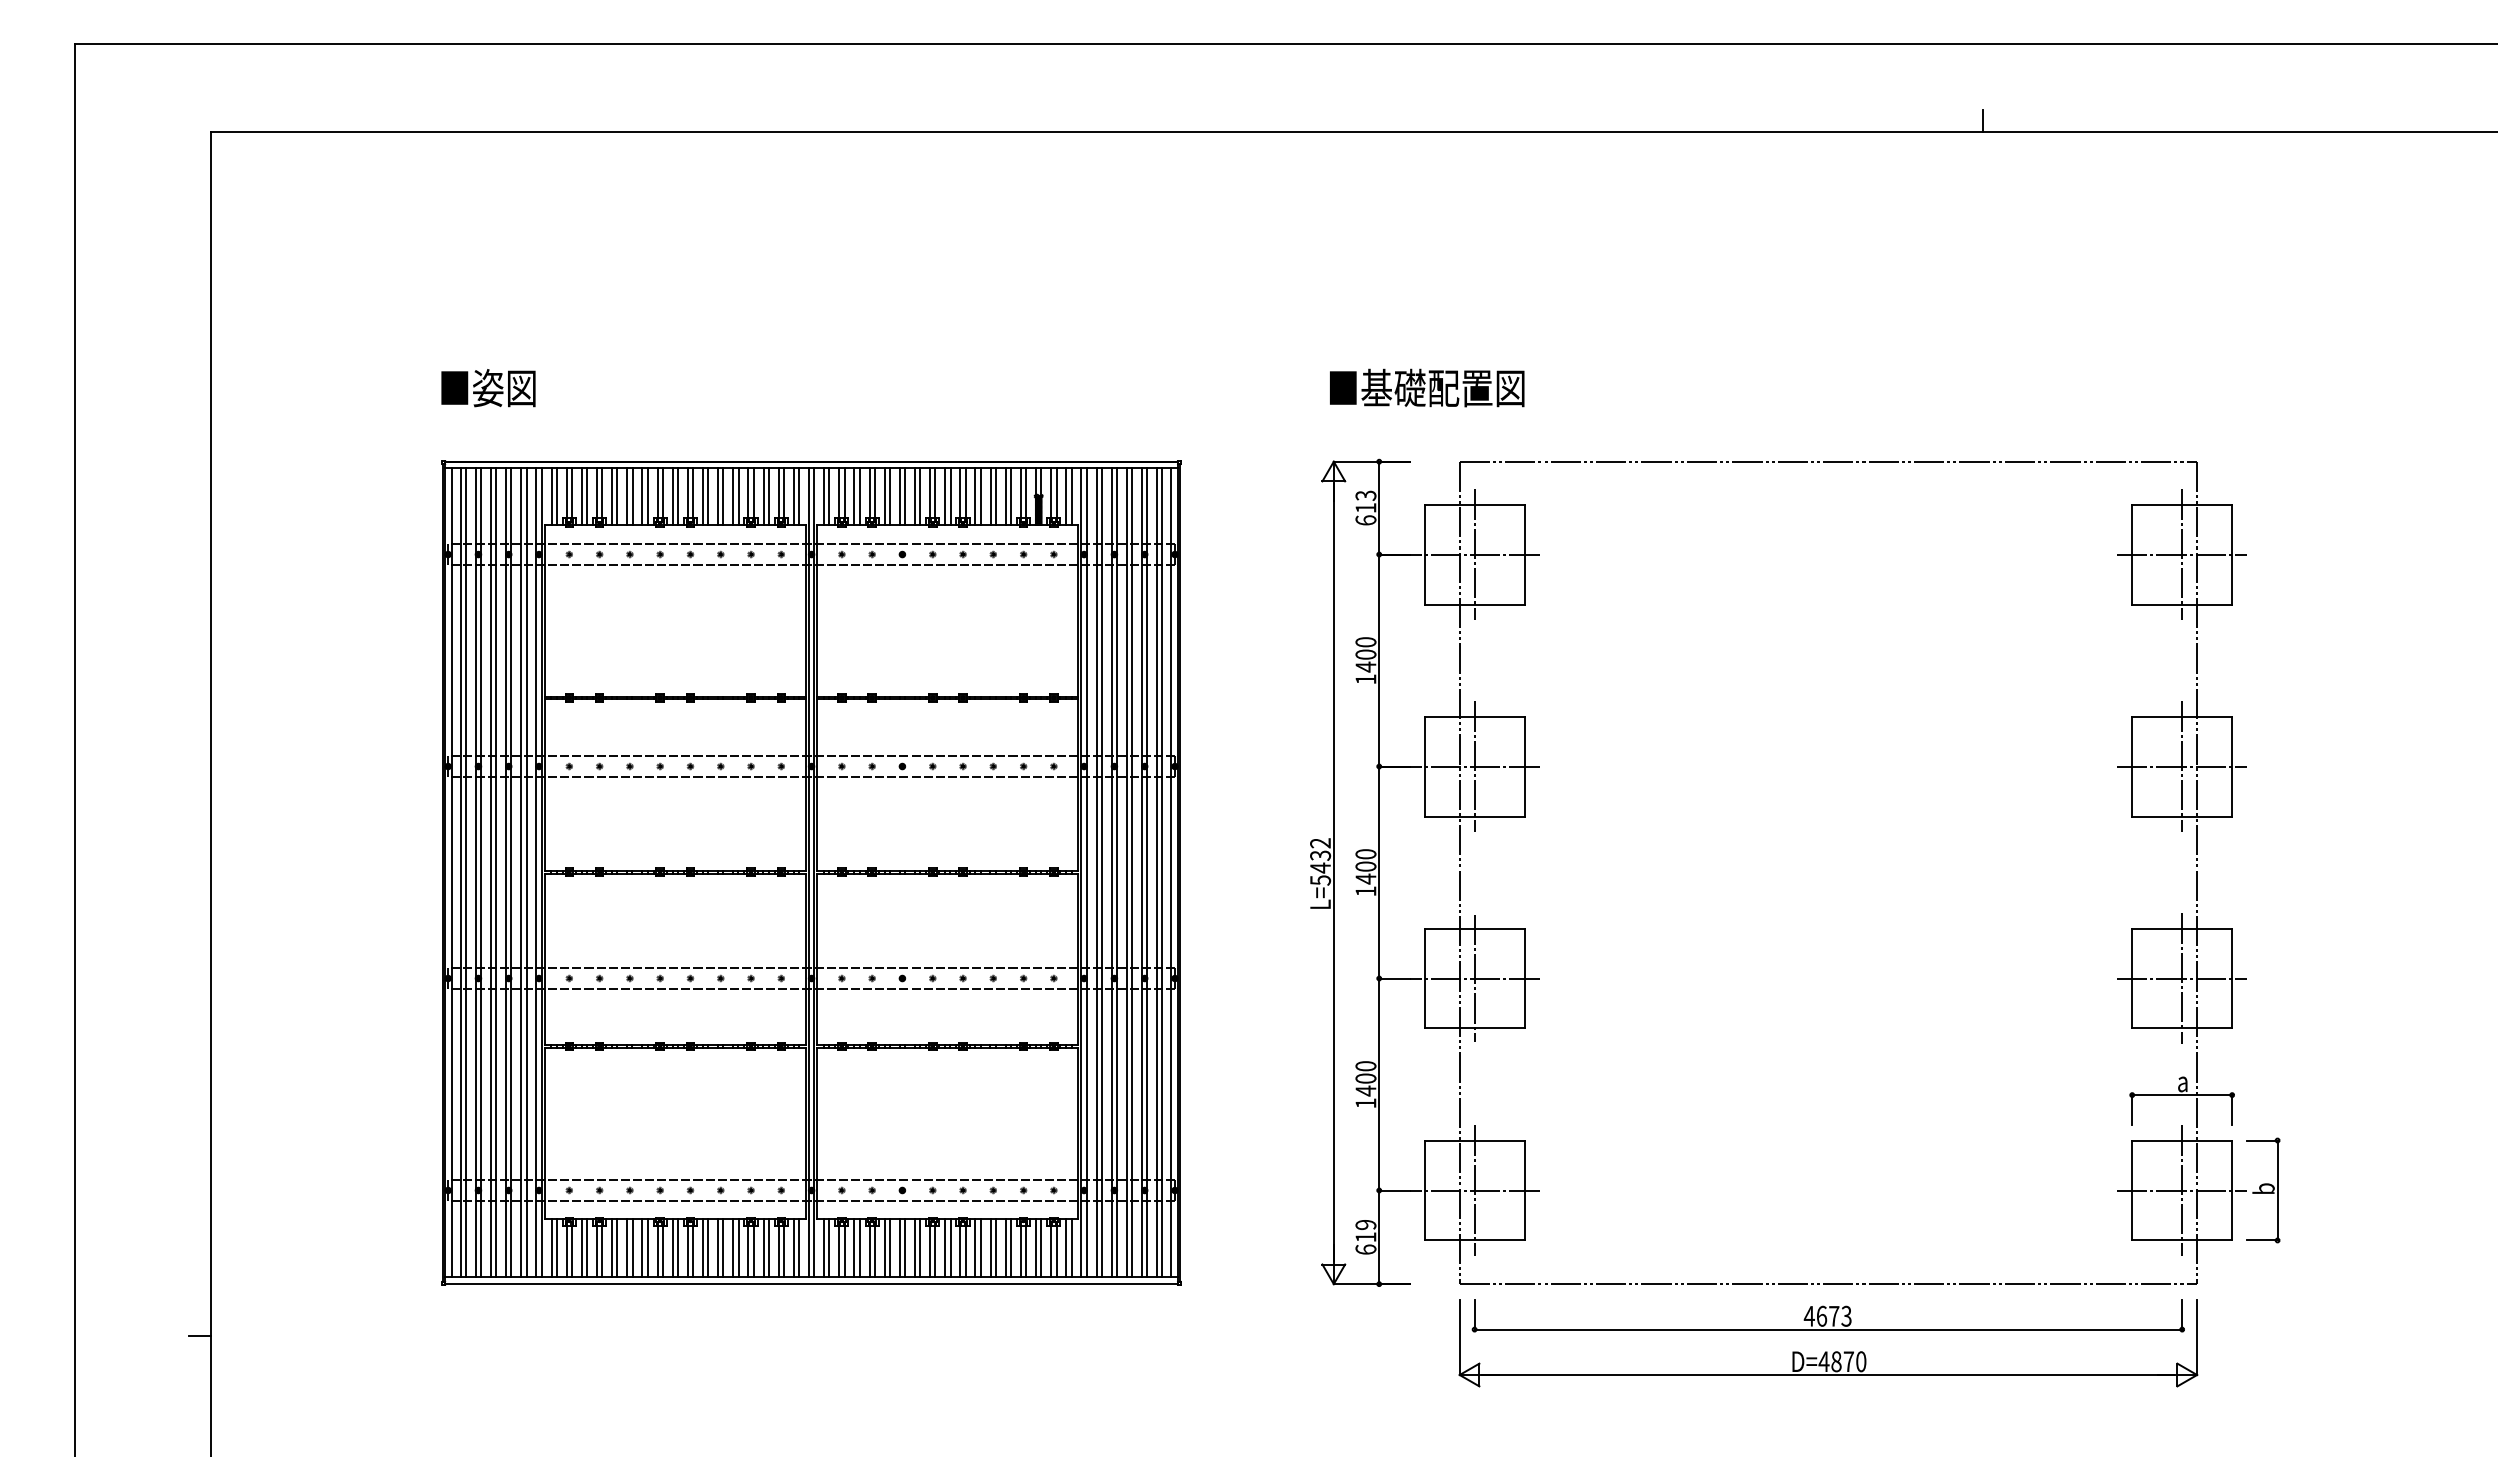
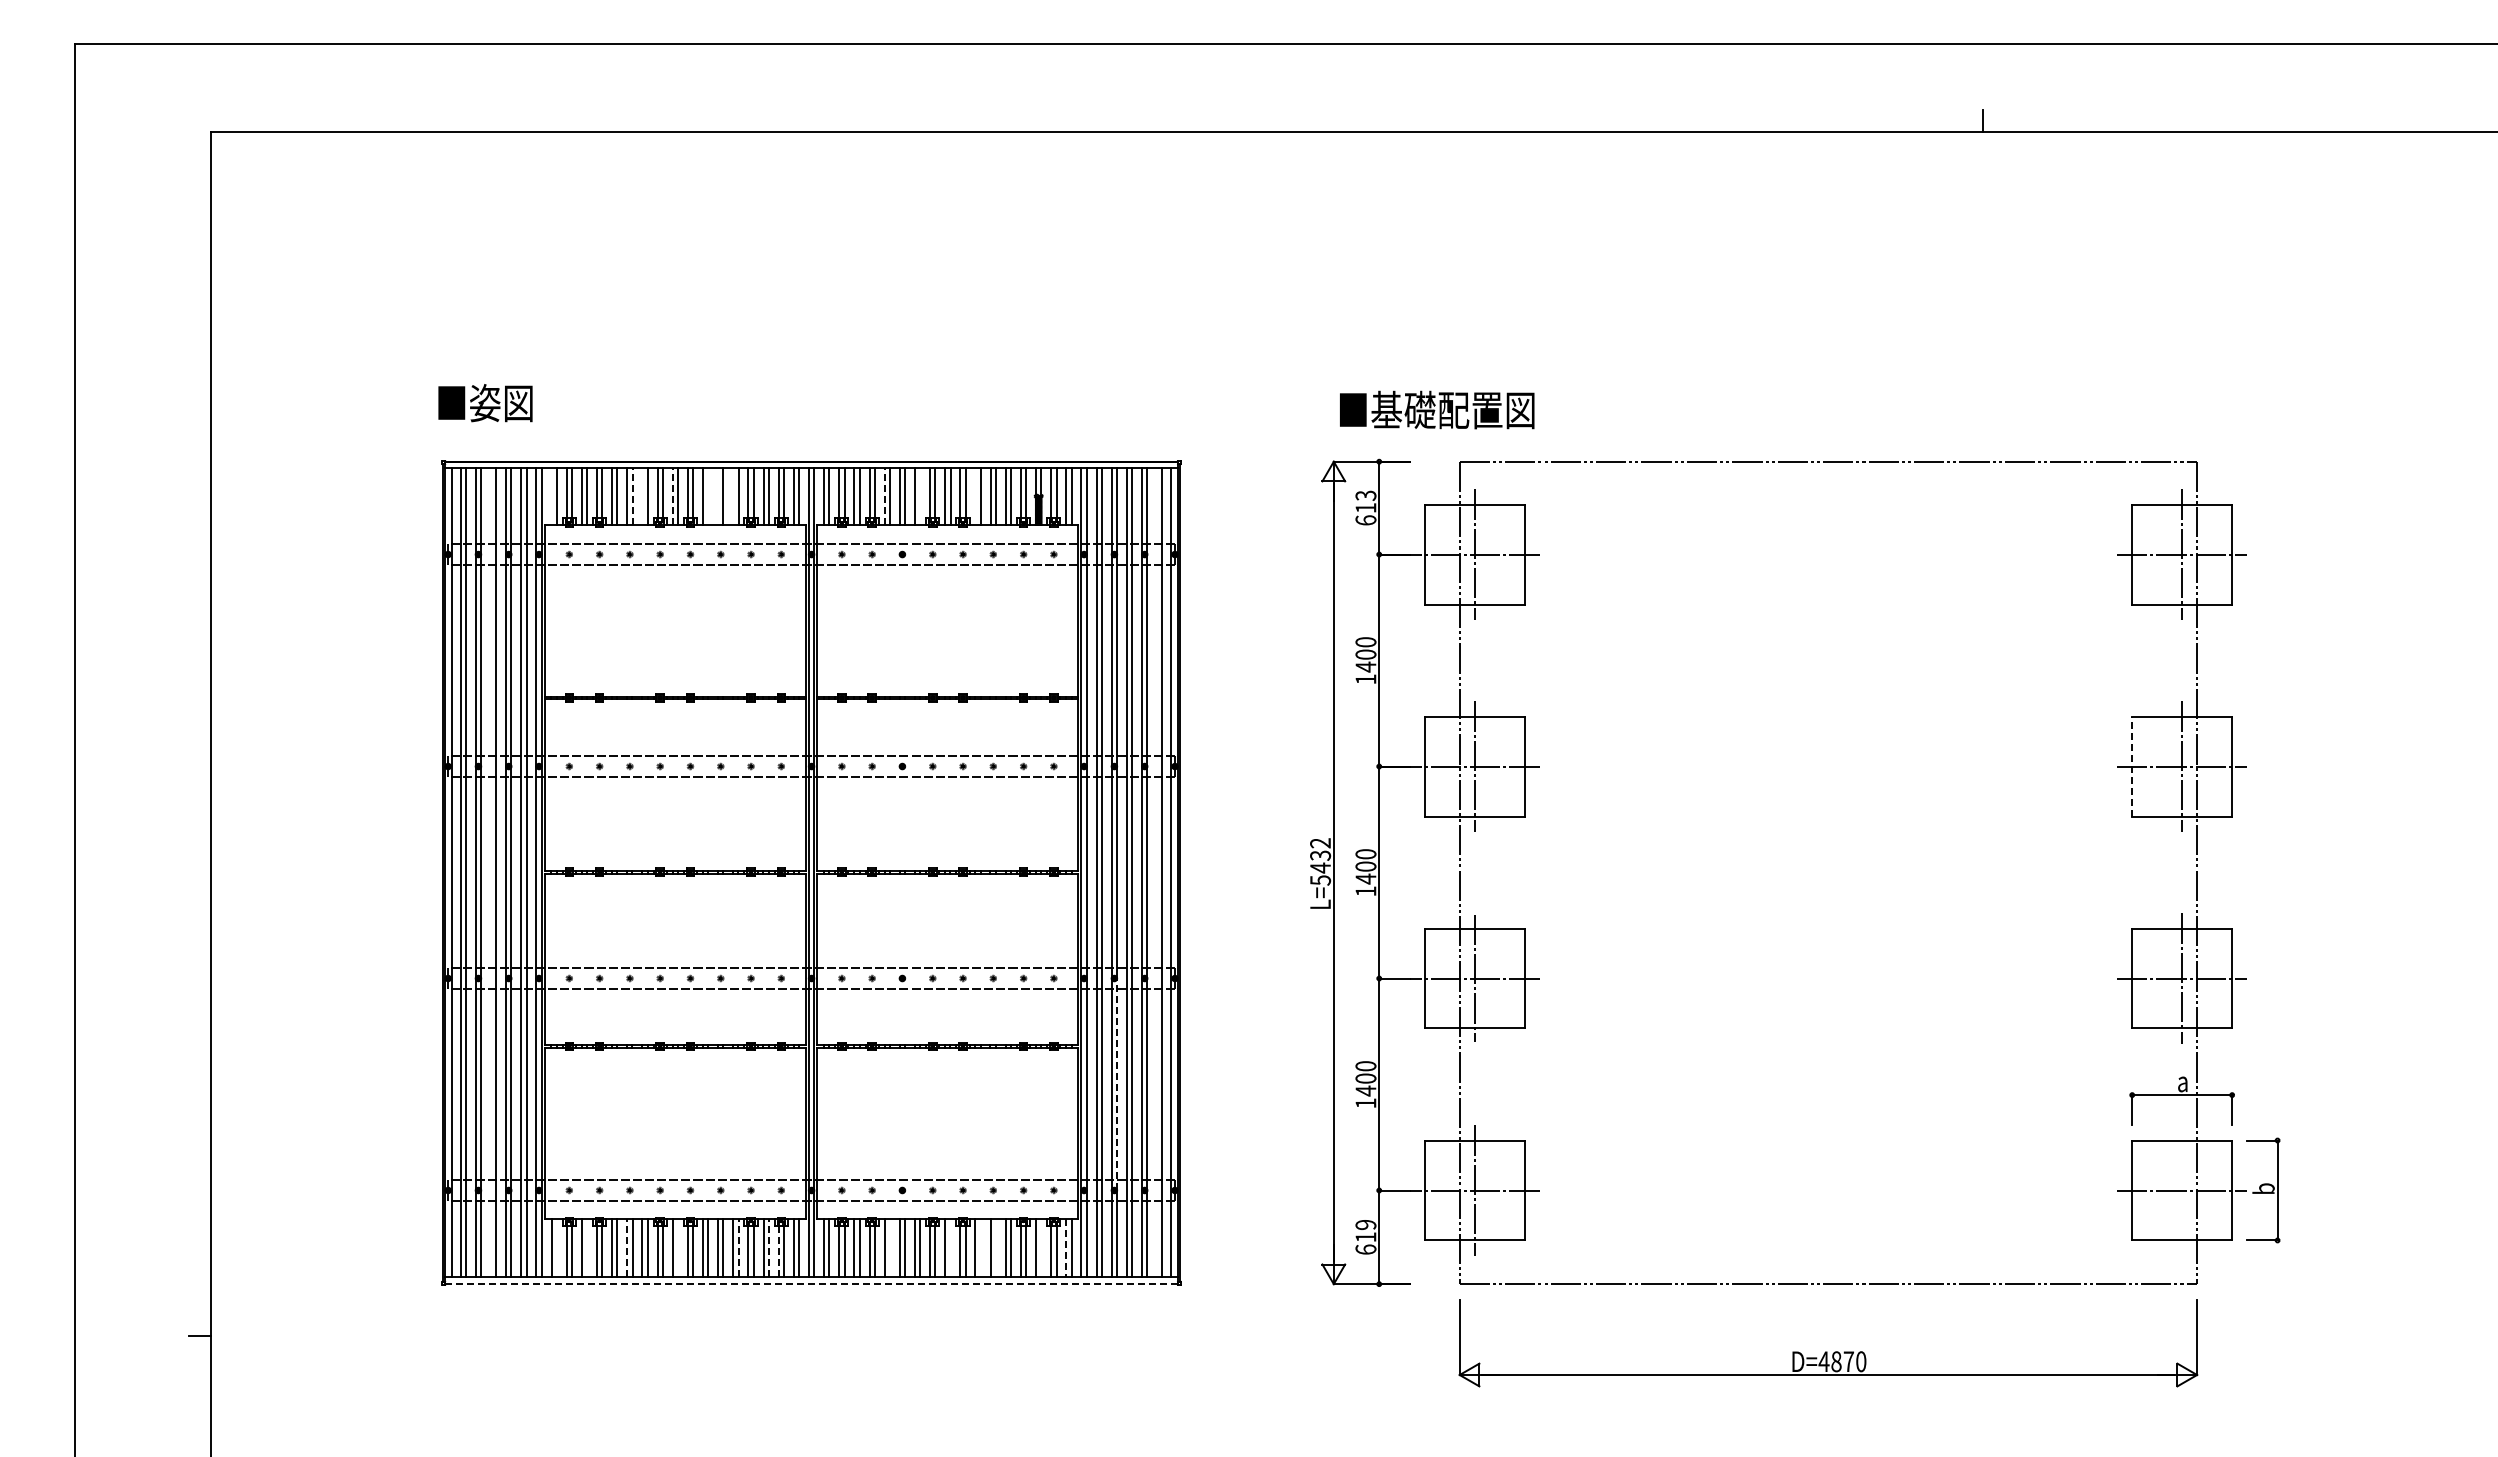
text position: (1427, 387) -> (1437, 409) (1437, 409)
text position: (488, 388) -> (485, 403) (485, 403)
line: present -> none (551, 496)
line: solid -> dashed (632, 496)
line: present -> none (642, 496)
line: solid -> dashed (672, 496)
line: present -> none (708, 496)
line: present -> none (718, 496)
line: present -> none (733, 496)
line: solid -> dashed (884, 496)
line: present -> none (920, 496)
line: present -> none (975, 496)
line: solid -> dashed (2132, 766)
line: present -> none (490, 872)
line: present -> none (1157, 872)
line: solid -> dashed (1117, 1084)
line: present -> none (2182, 1190)
line: present -> none (556, 1247)
line: present -> none (587, 1247)
line: present -> none (677, 1247)
line: present -> none (889, 1247)
line: present -> none (950, 1247)
line: present -> none (980, 1247)
line: present -> none (995, 1247)
line: present -> none (1041, 1247)
line: solid -> dashed (627, 1248)
line: solid -> dashed (738, 1248)
line: solid -> dashed (768, 1248)
line: solid -> dashed (1066, 1248)
line: solid -> dashed (778, 1250)
line: solid -> dashed (812, 1284)
part: present -> none (1827, 1315)
